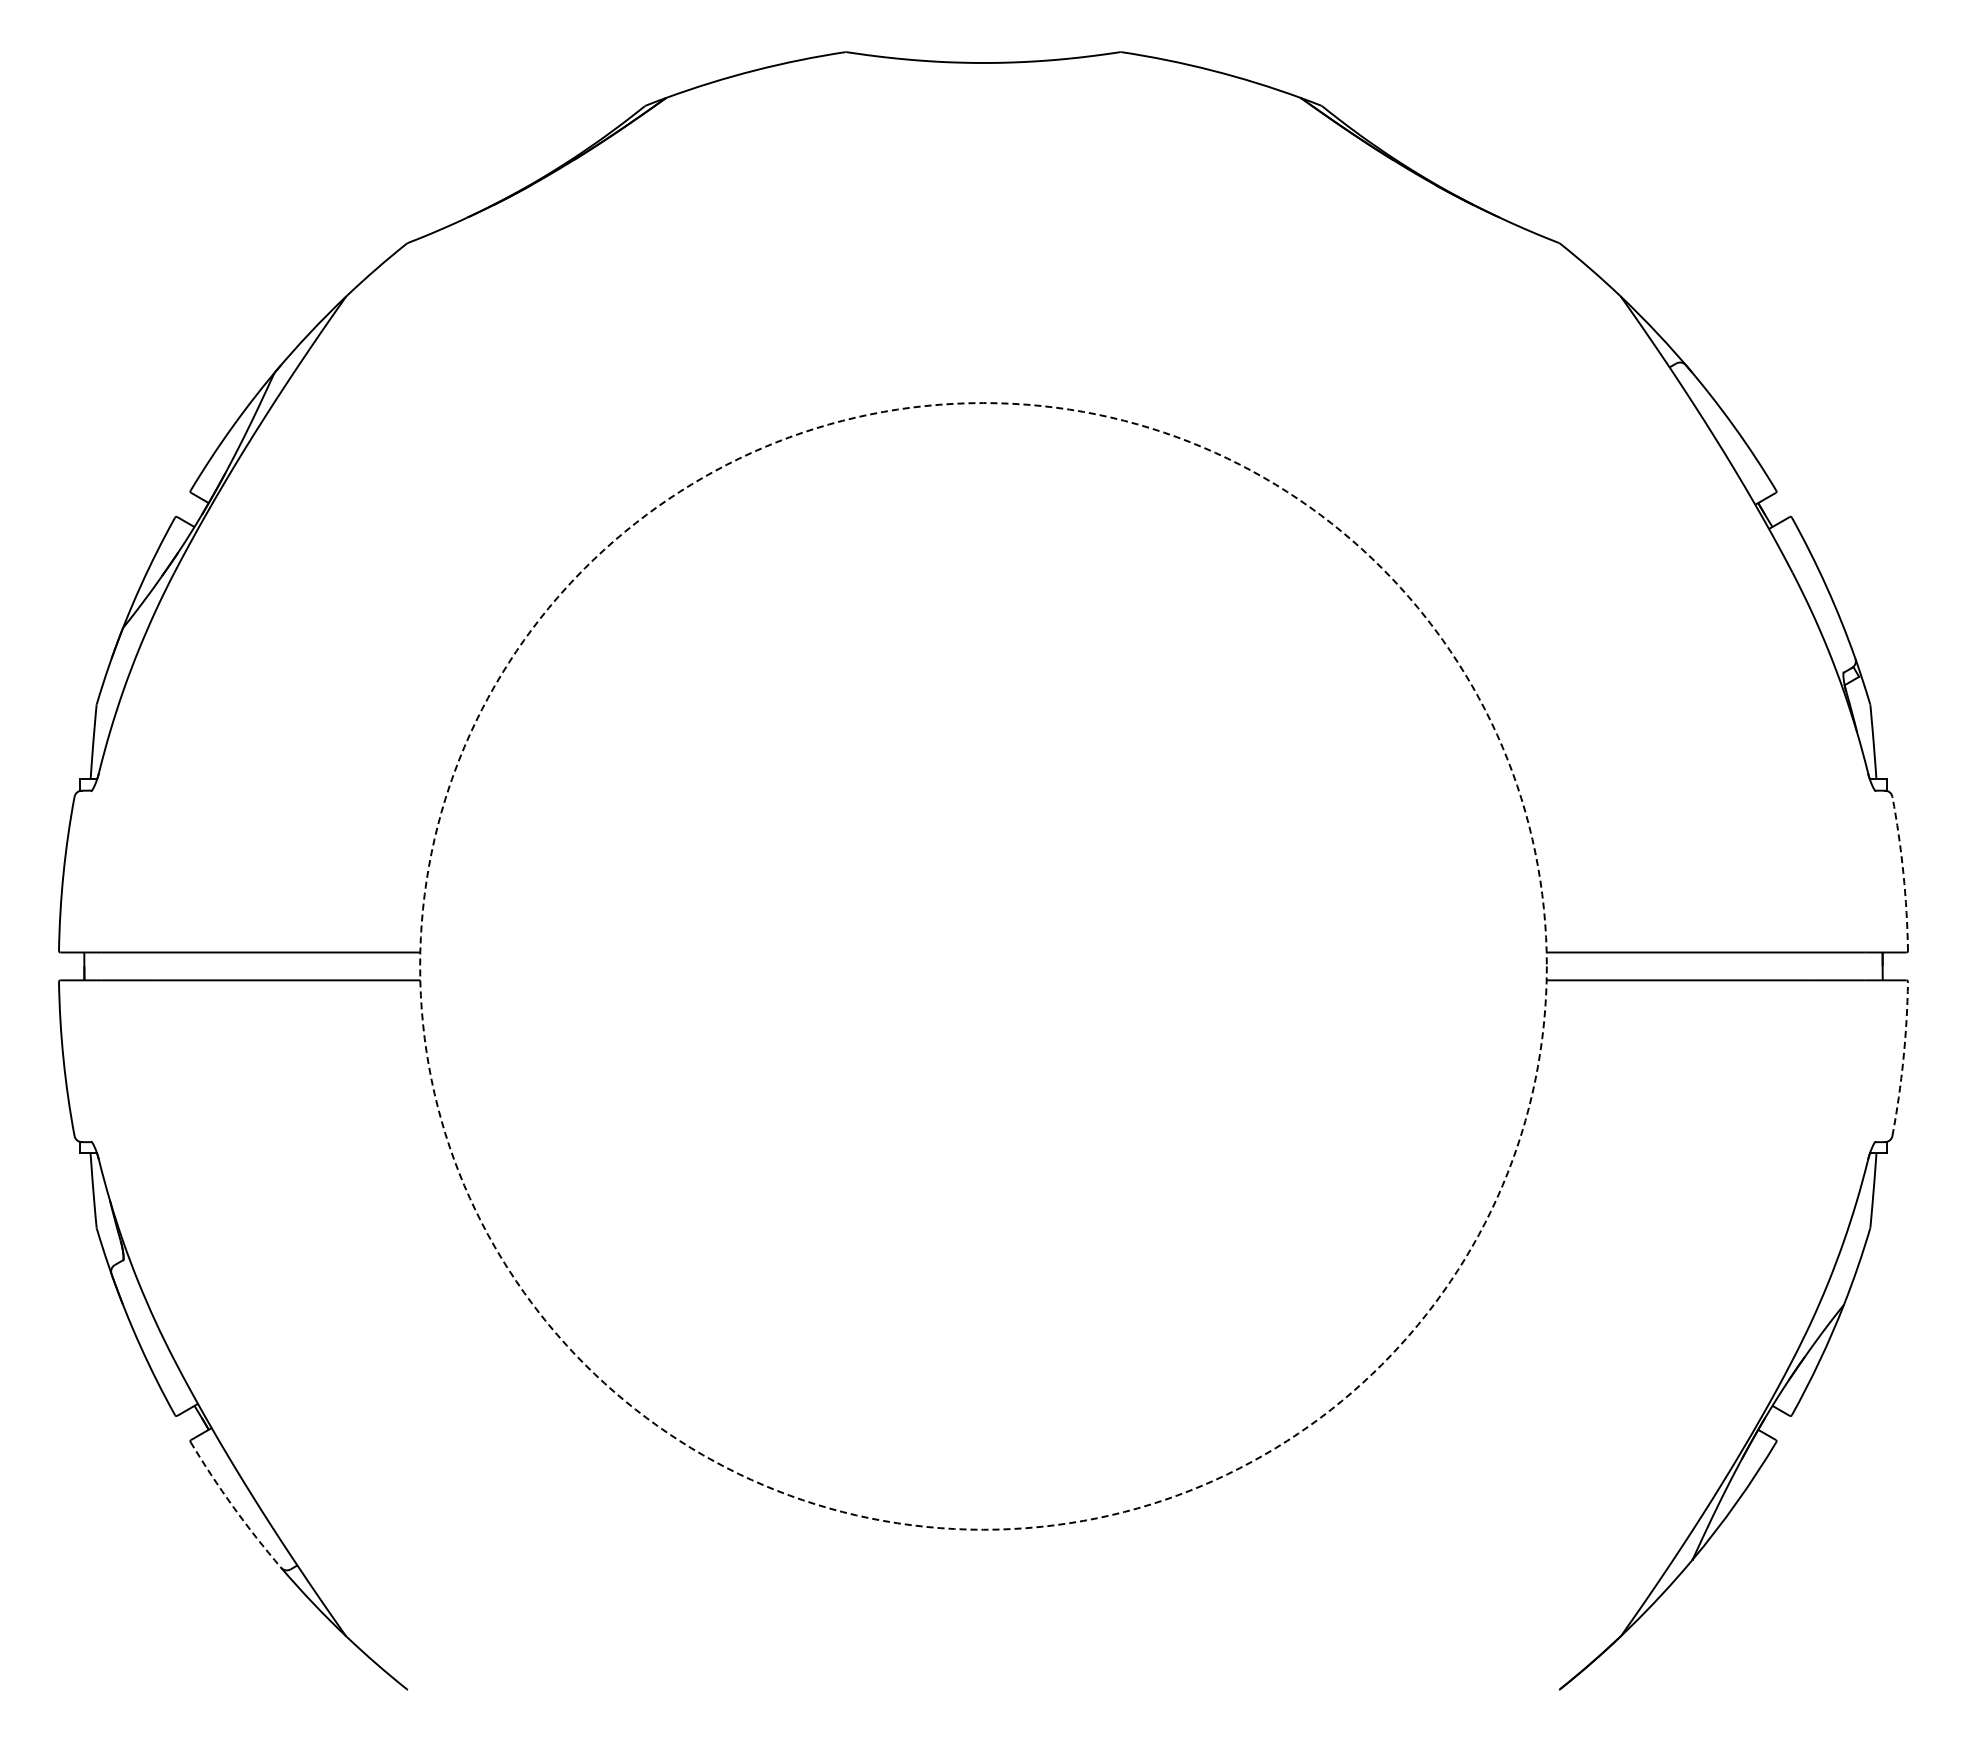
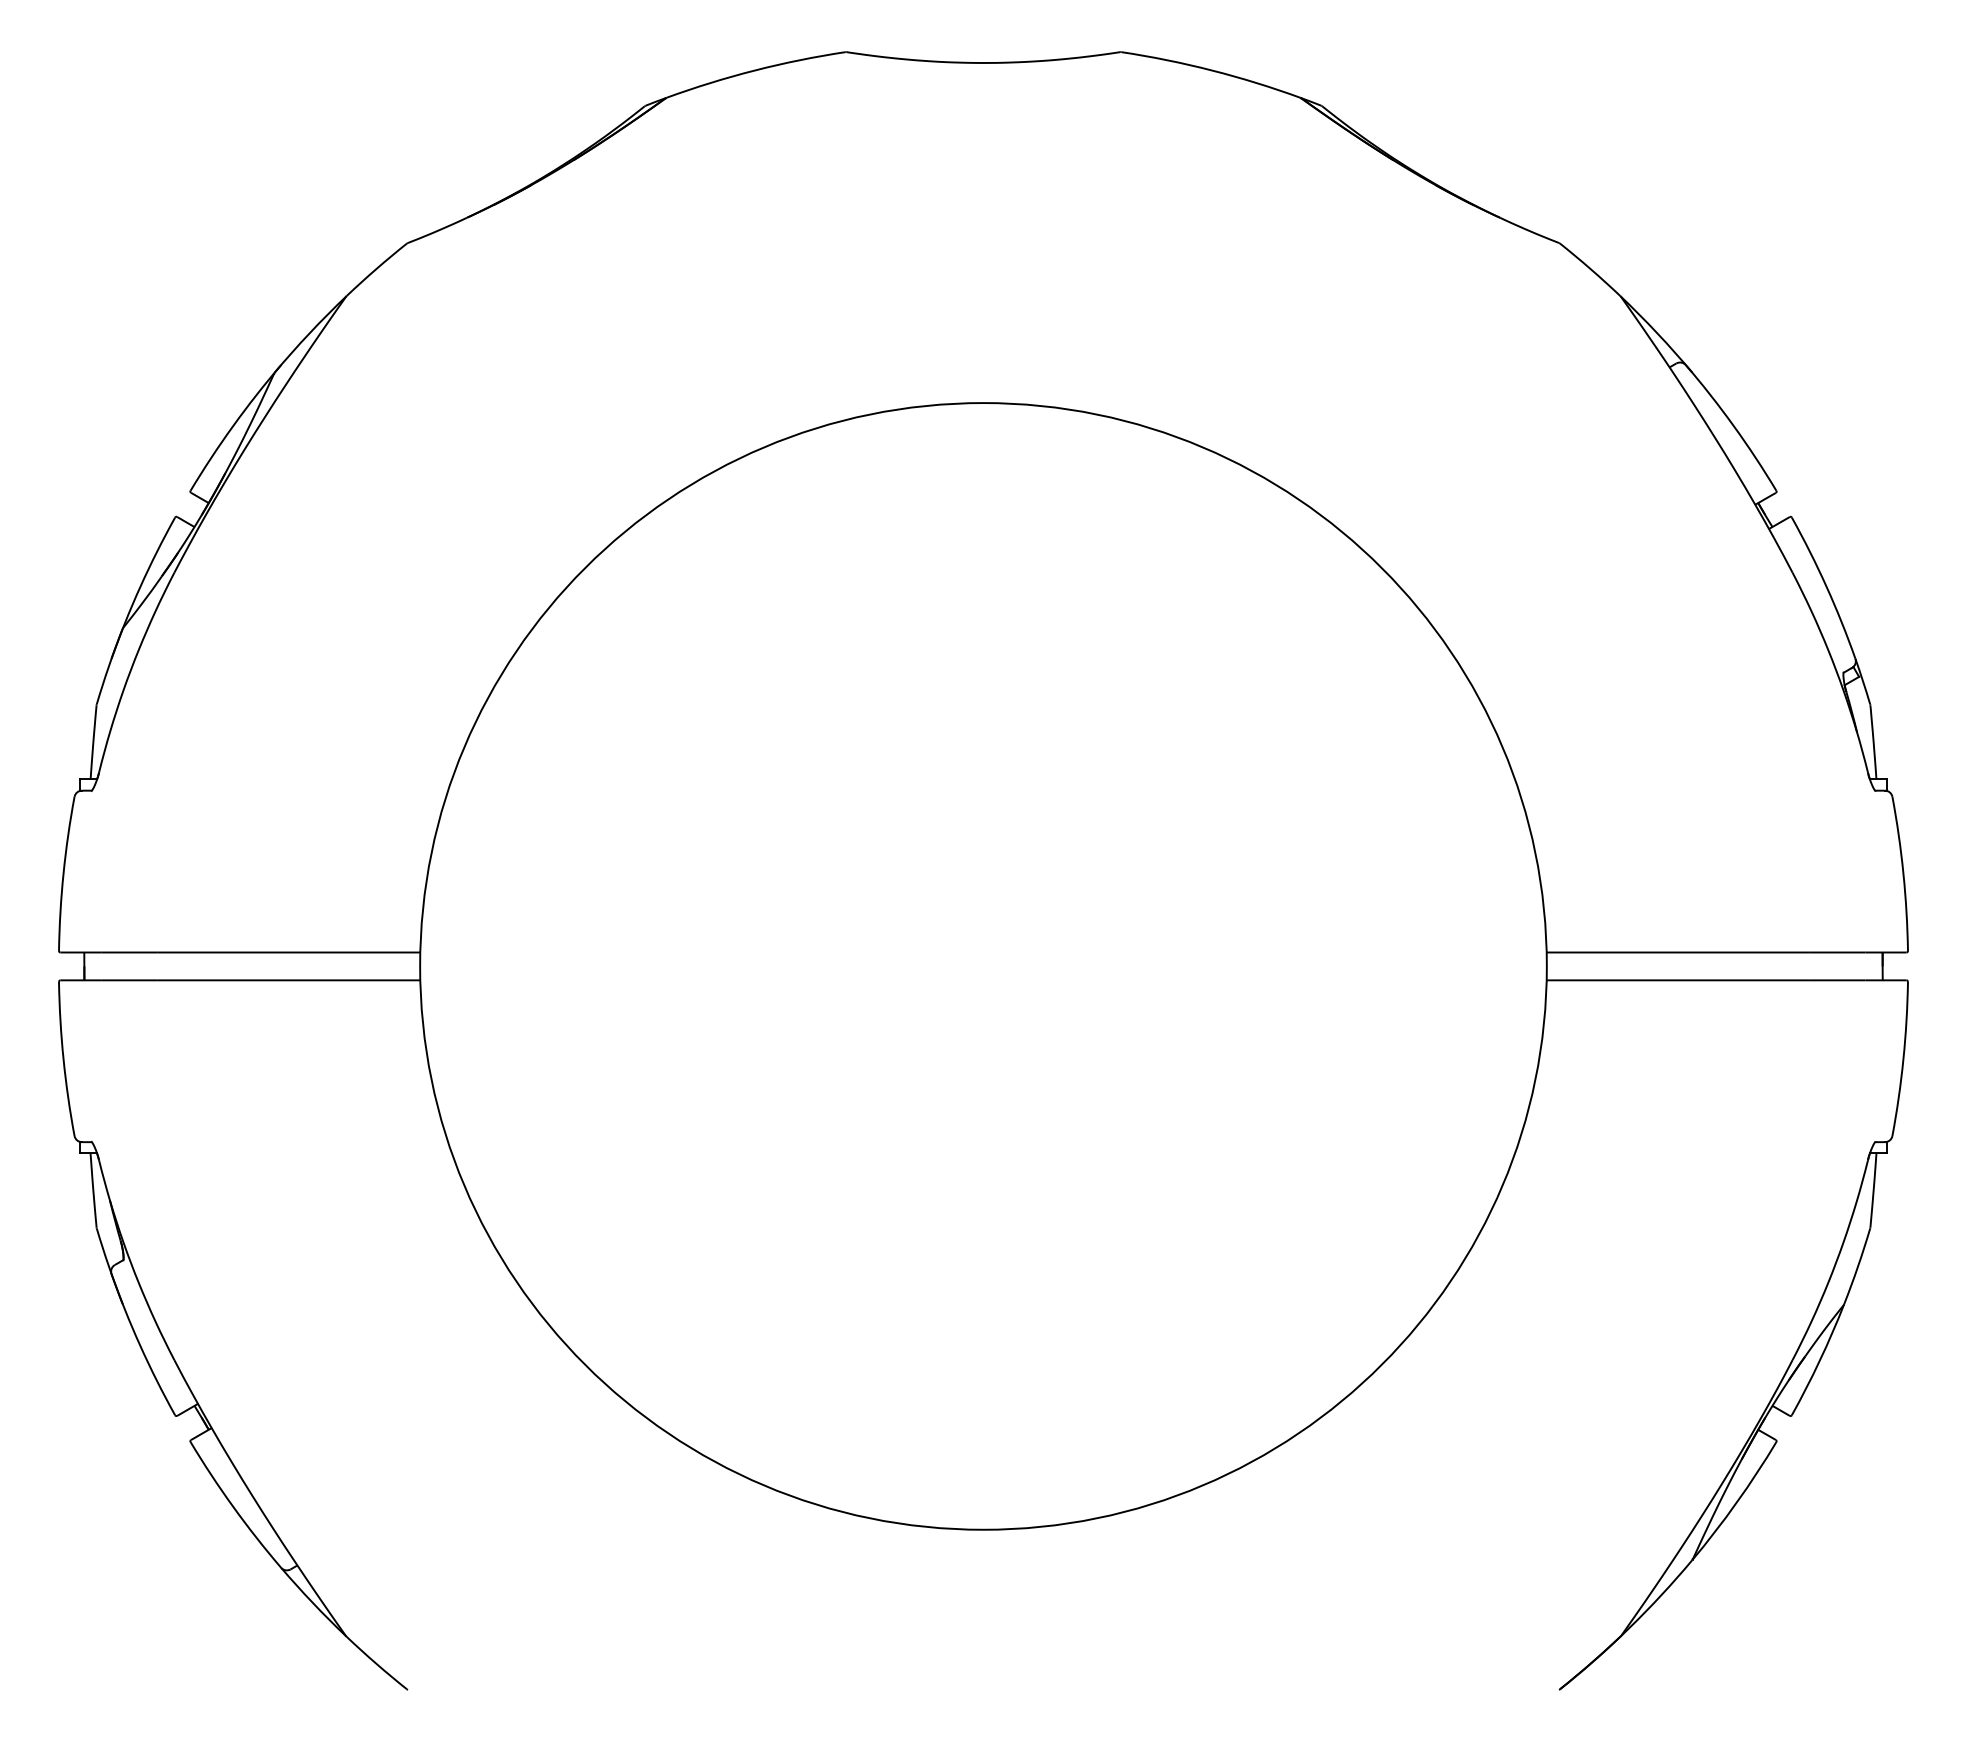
arc: dashed -> solid (1903, 873)
circle: dashed -> solid (983, 966)
arc: dashed -> solid (1903, 1059)
arc: dashed -> solid (233, 1506)
